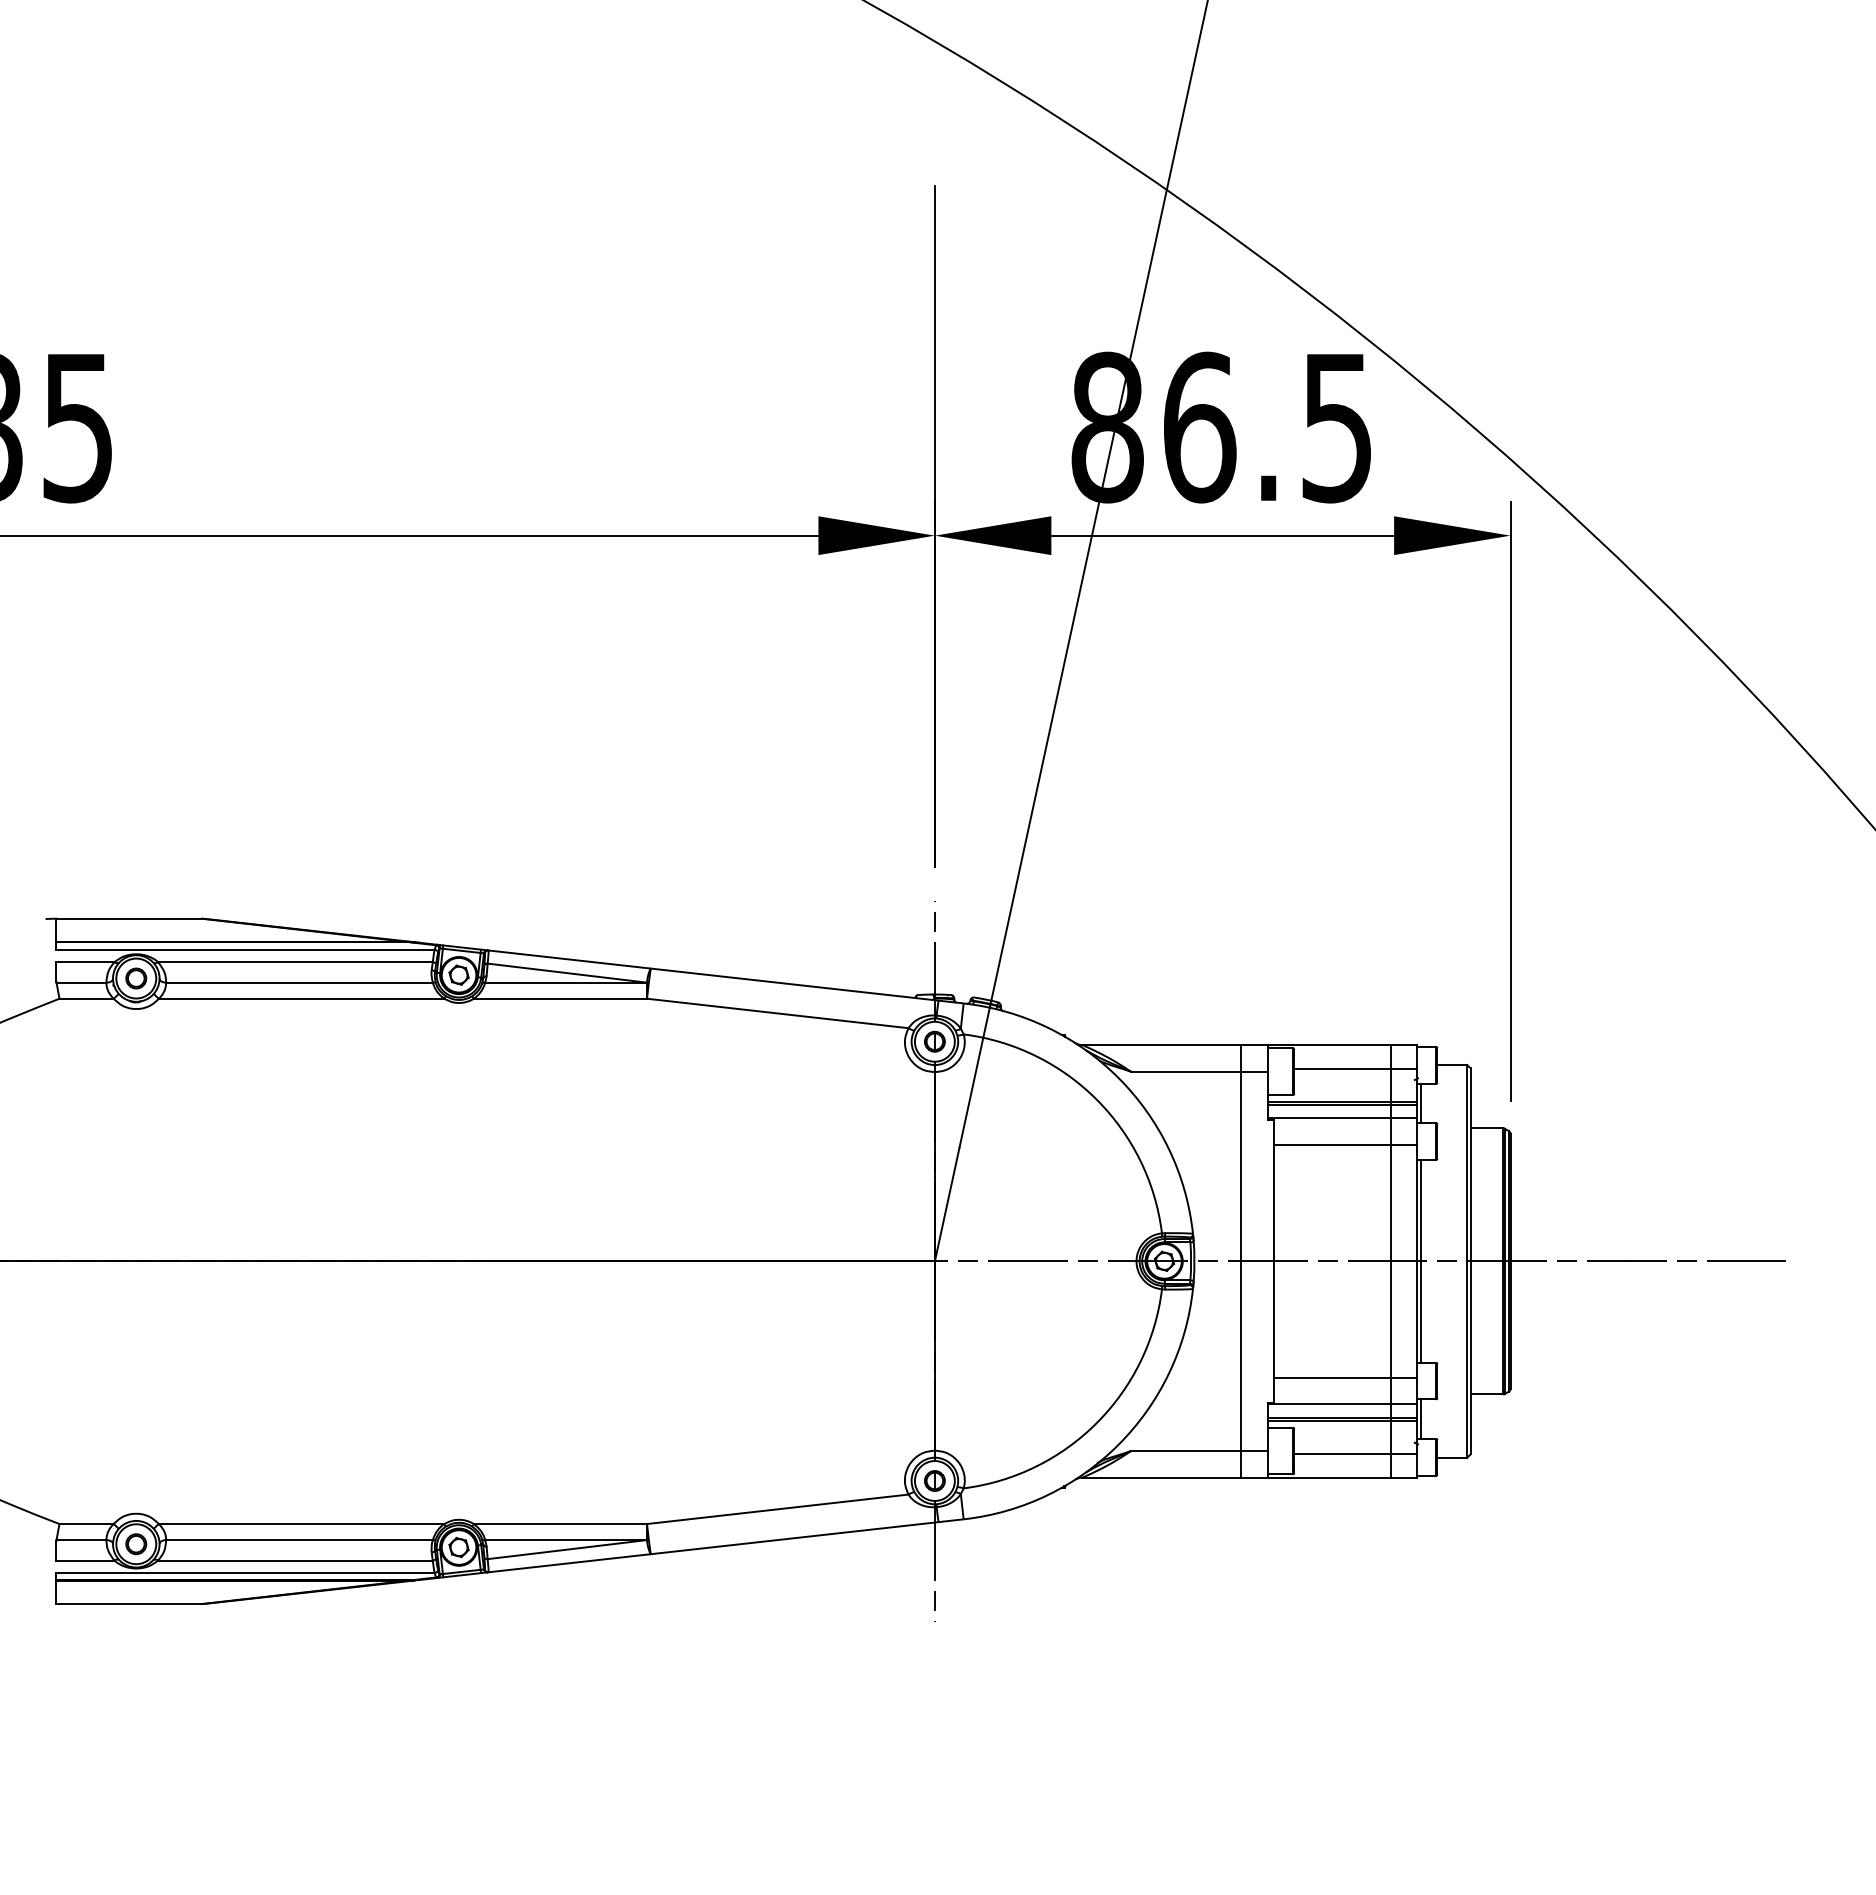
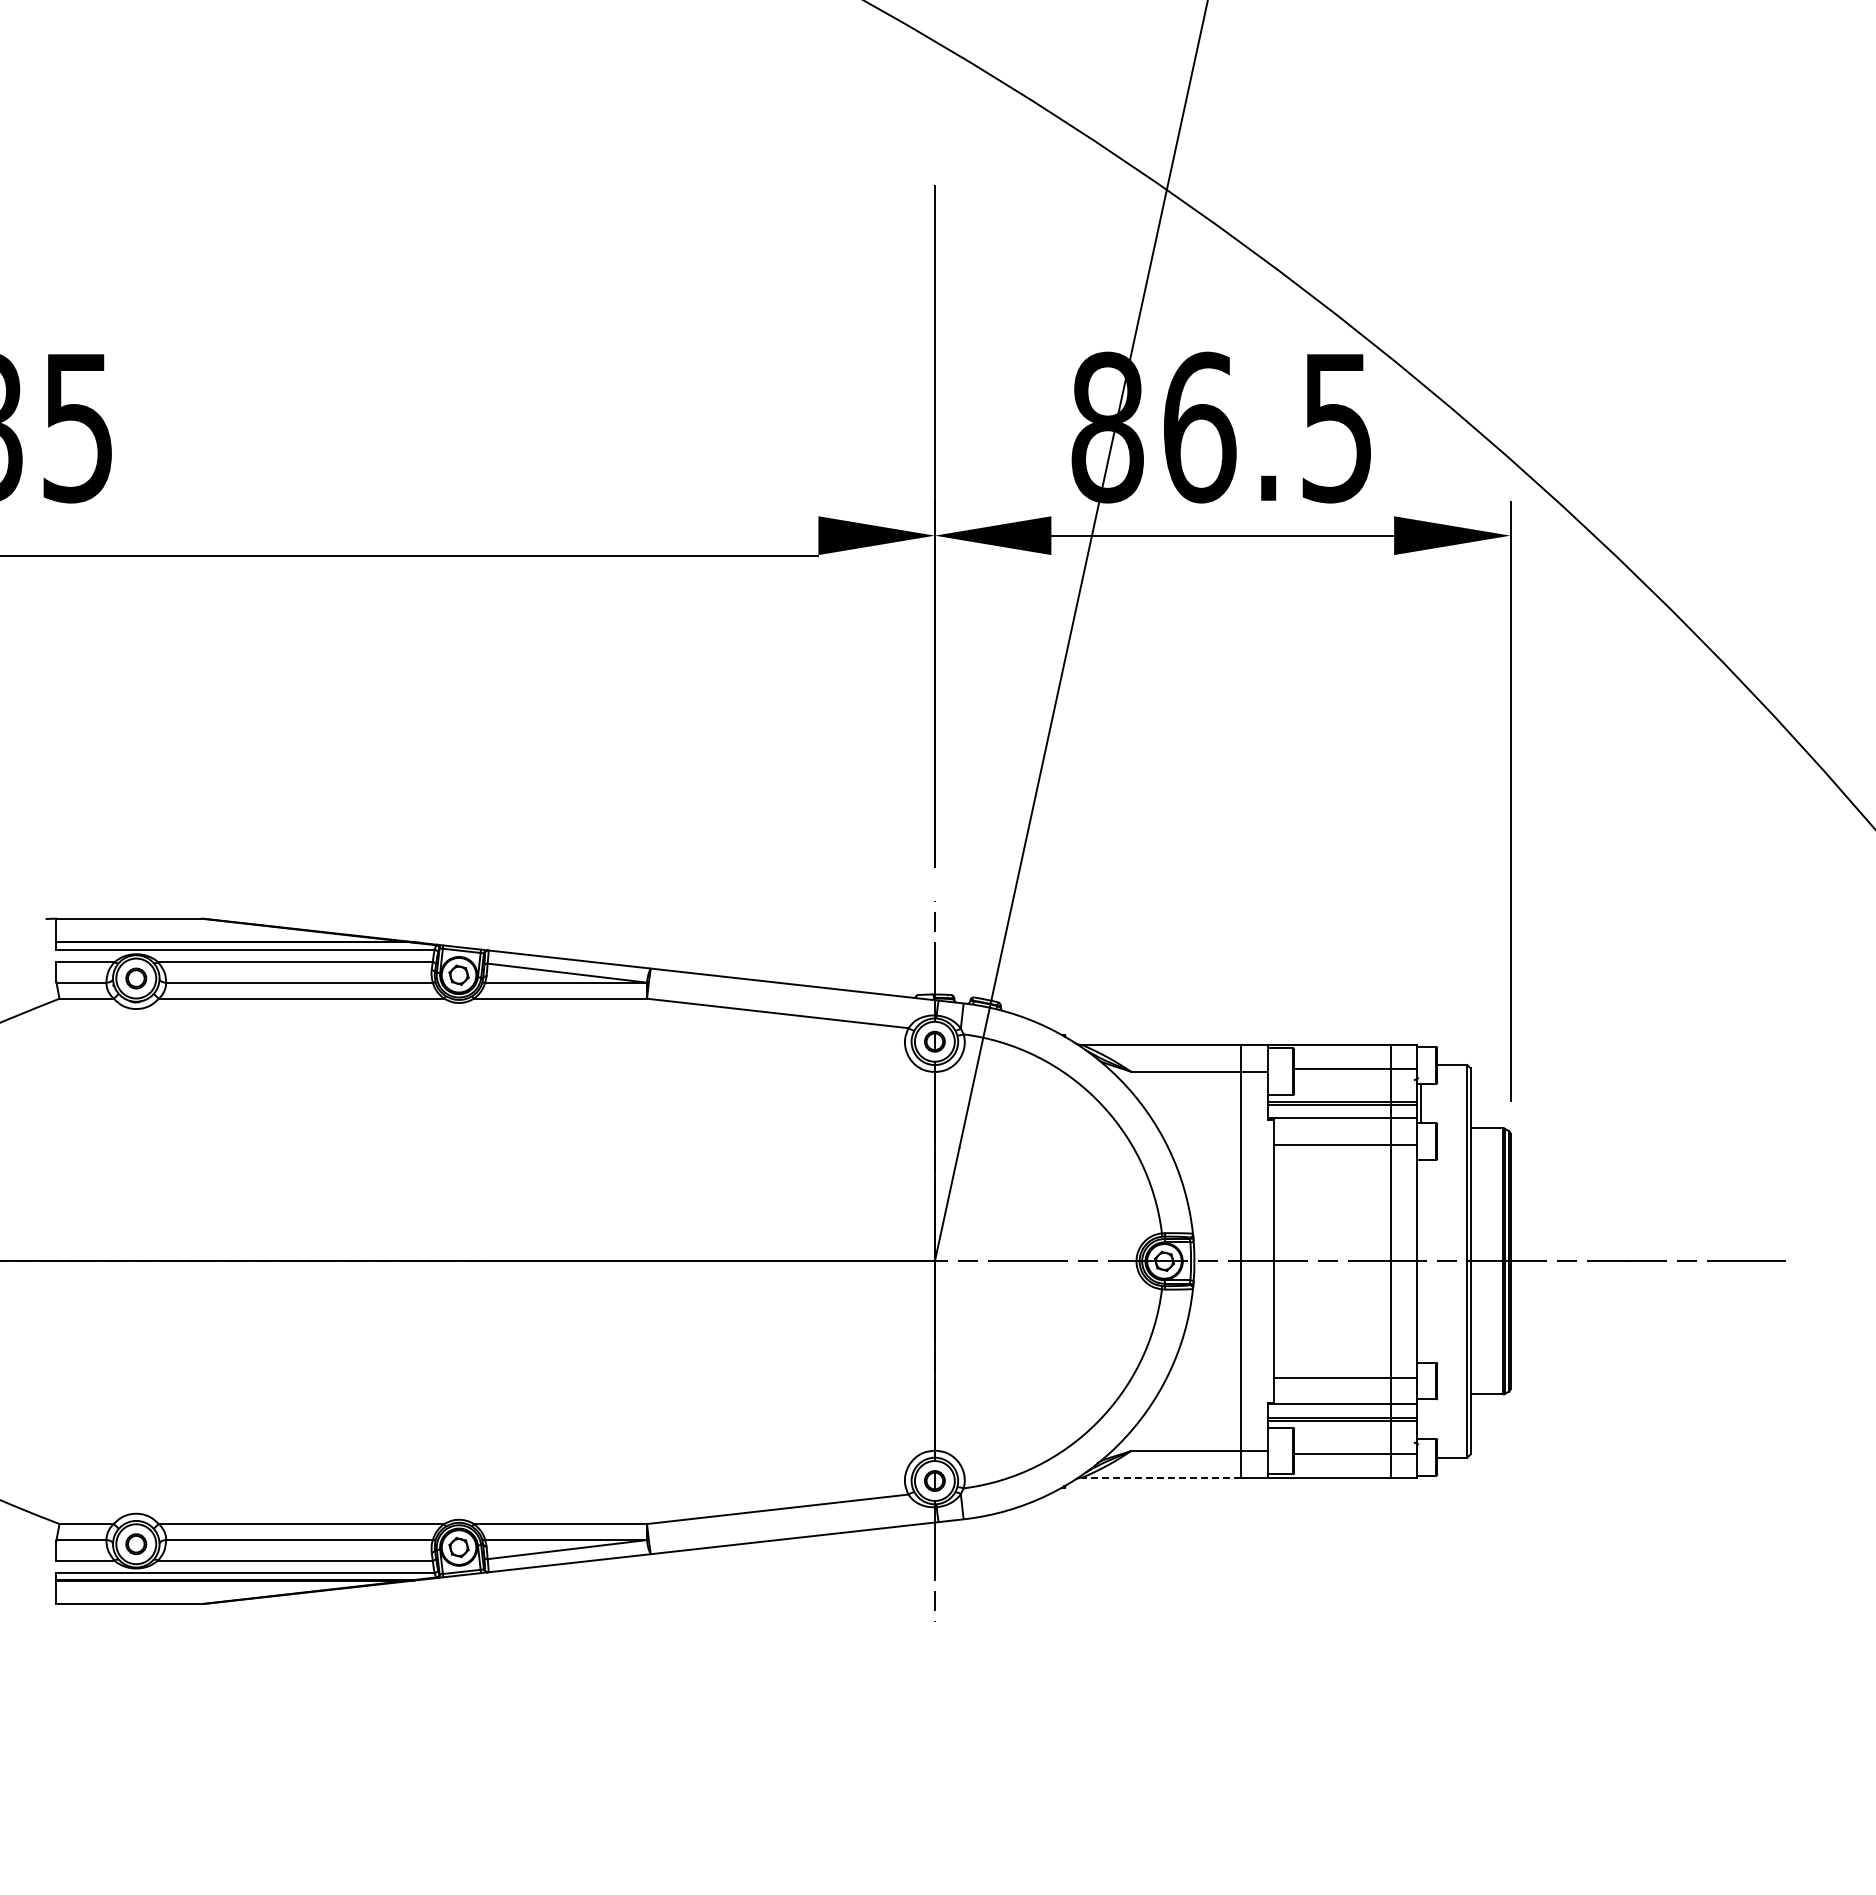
line position: (410, 535) -> (410, 555) (410, 555)
line: present -> none (1420, 1260)
line: present -> none (1420, 1419)
line: solid -> dashed (1161, 1477)
